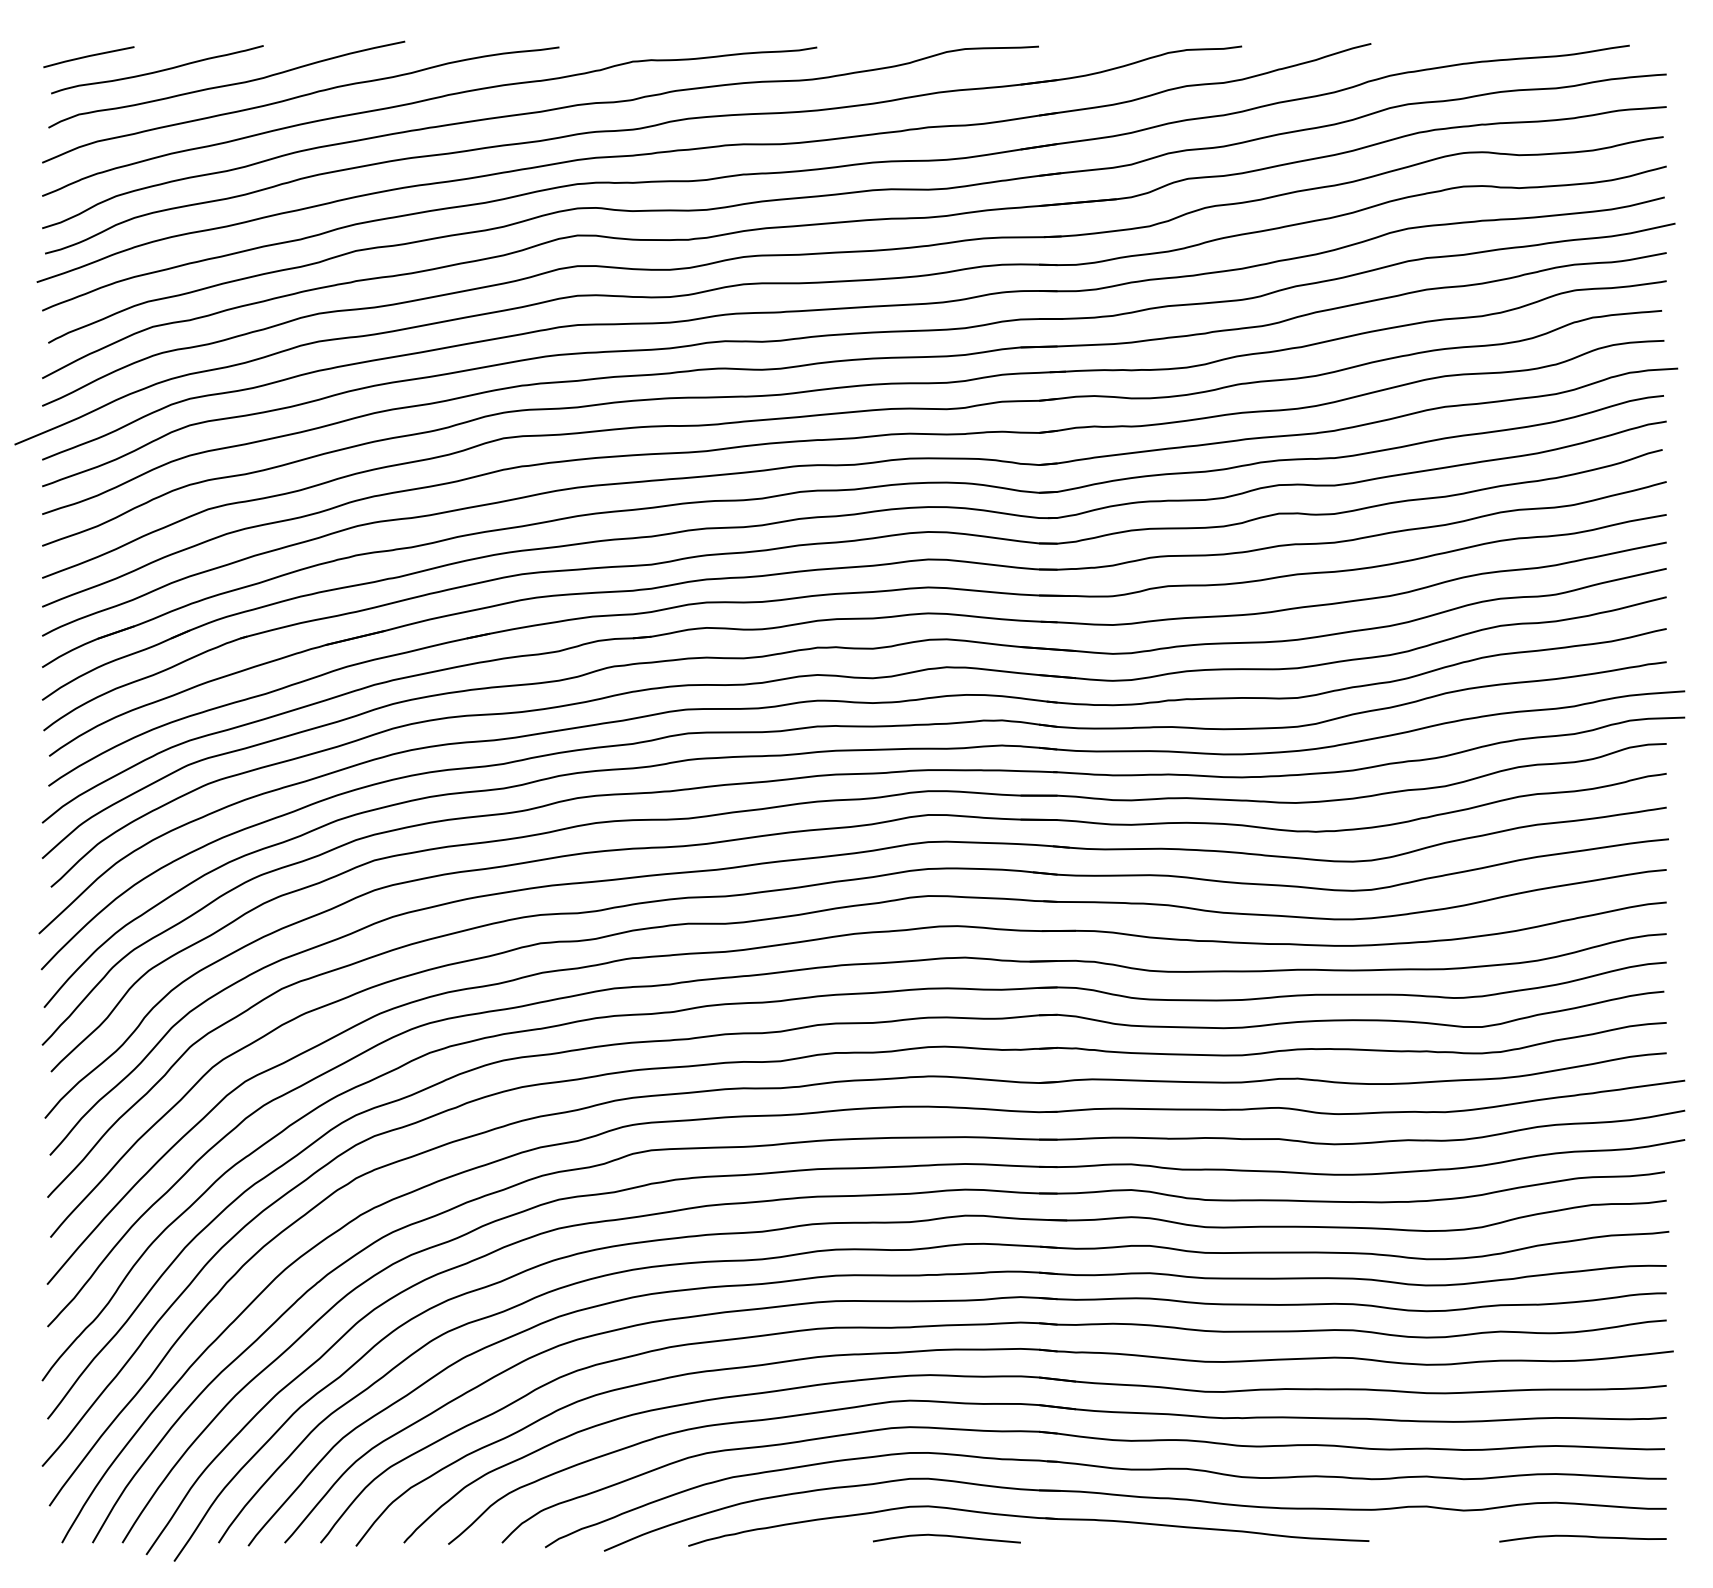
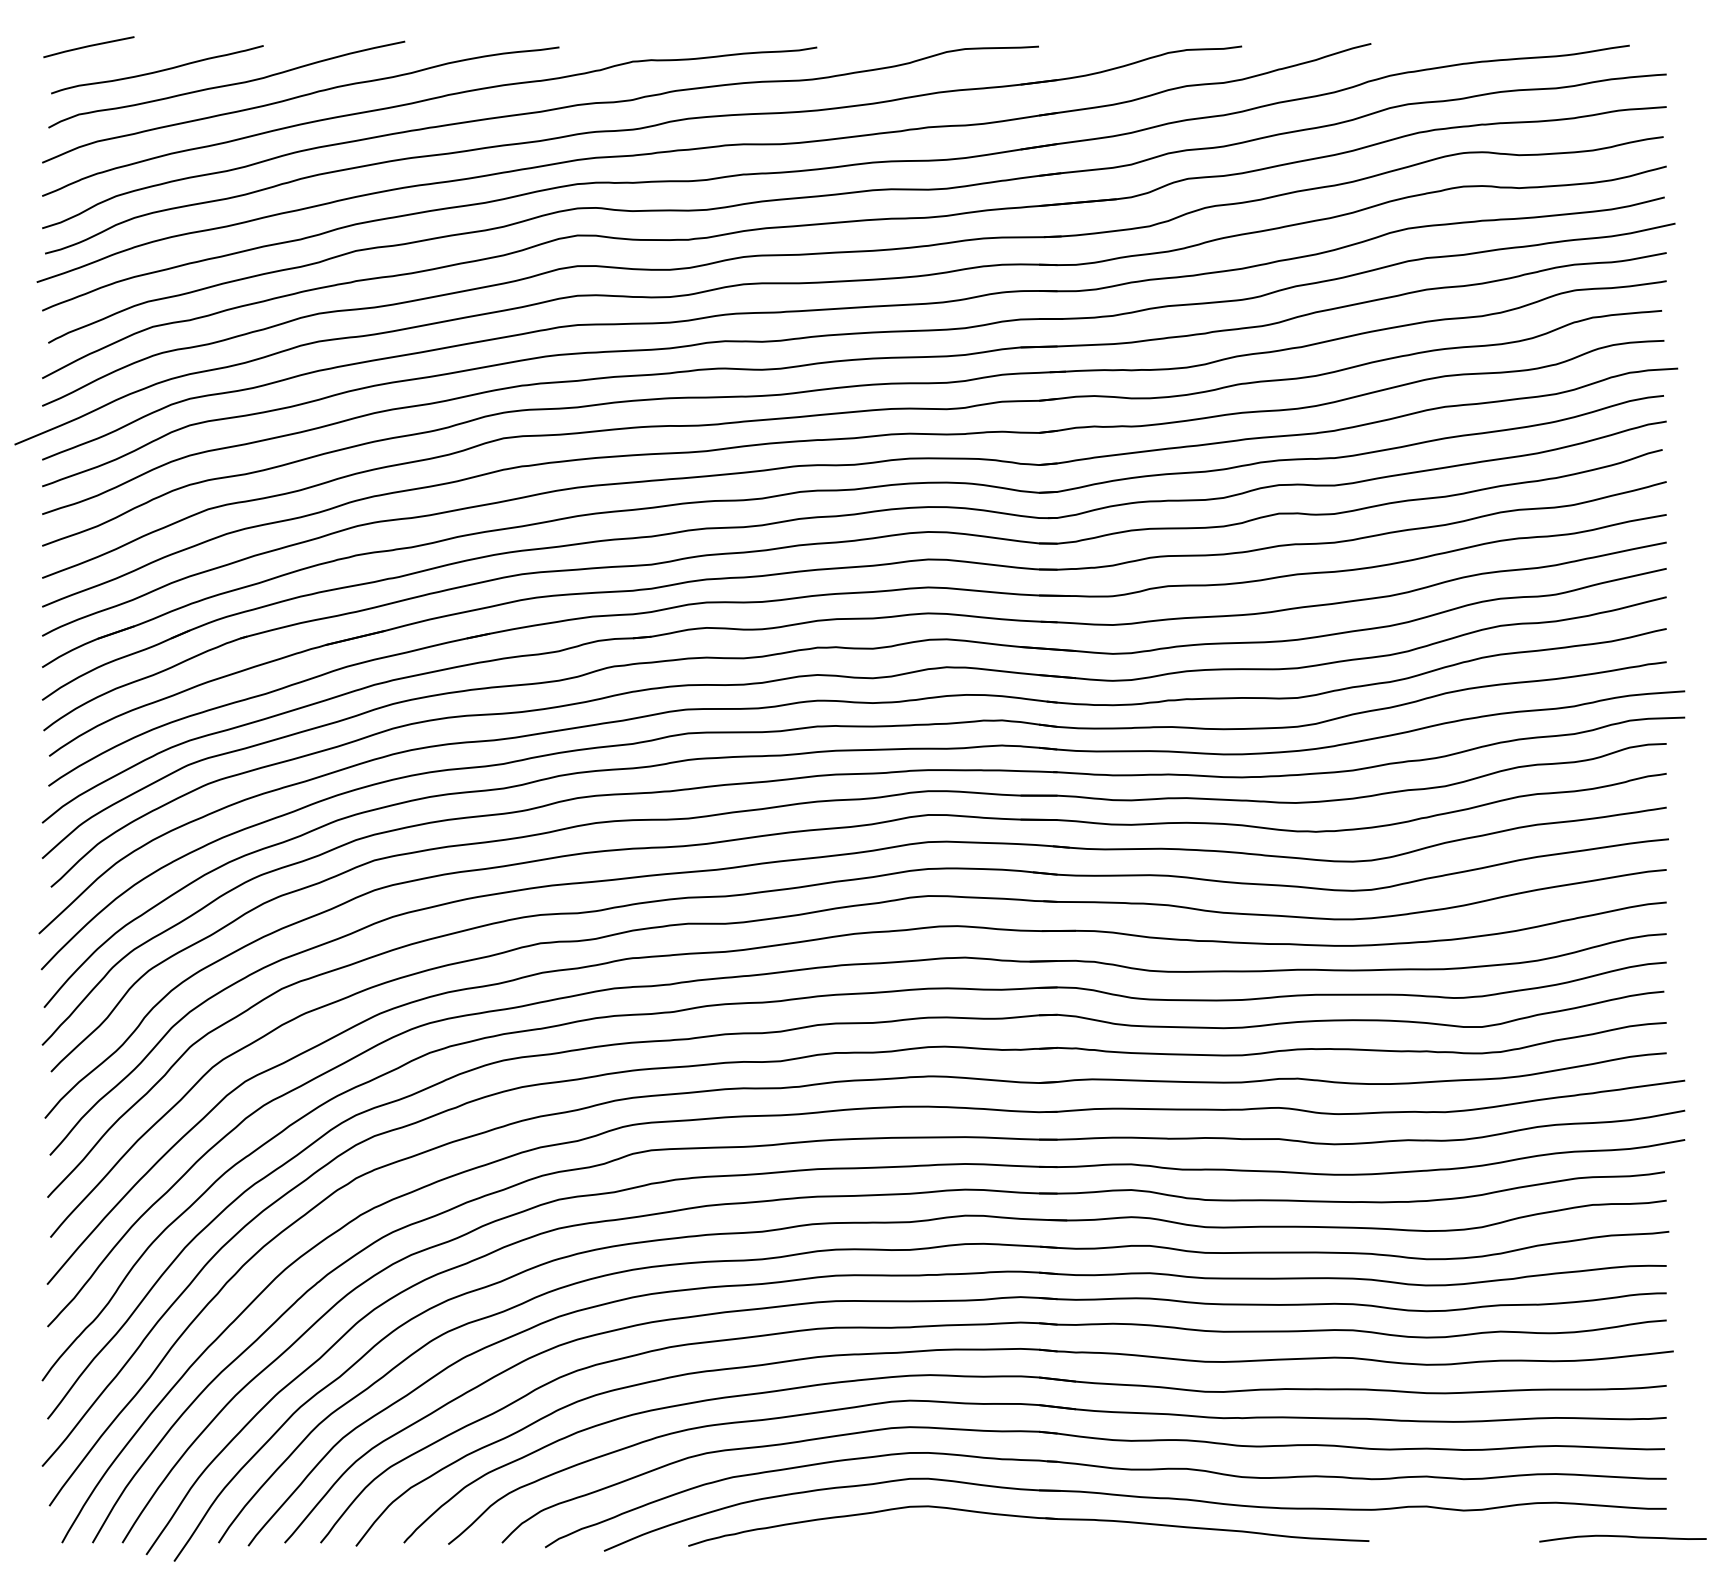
line position: (88, 57) -> (88, 47) (88, 47)
curve: present -> none (946, 1536)
curve position: (1582, 1537) -> (1622, 1537) (1622, 1537)
